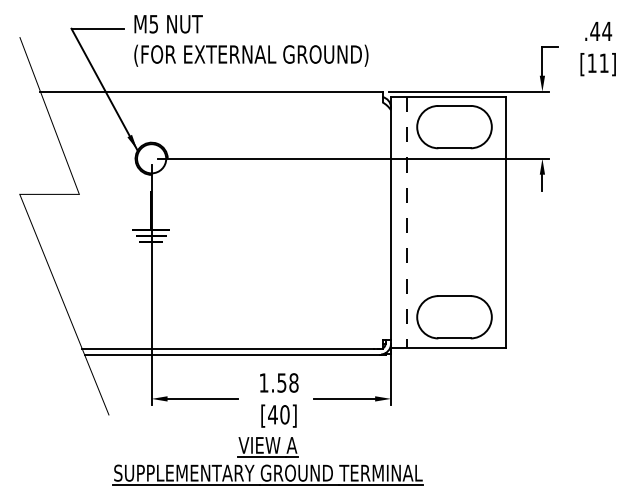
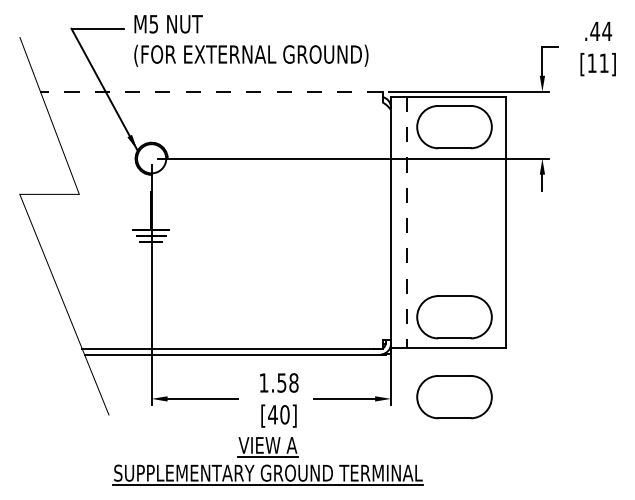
line: solid -> dashed (211, 91)
part: none -> present (454, 397)
